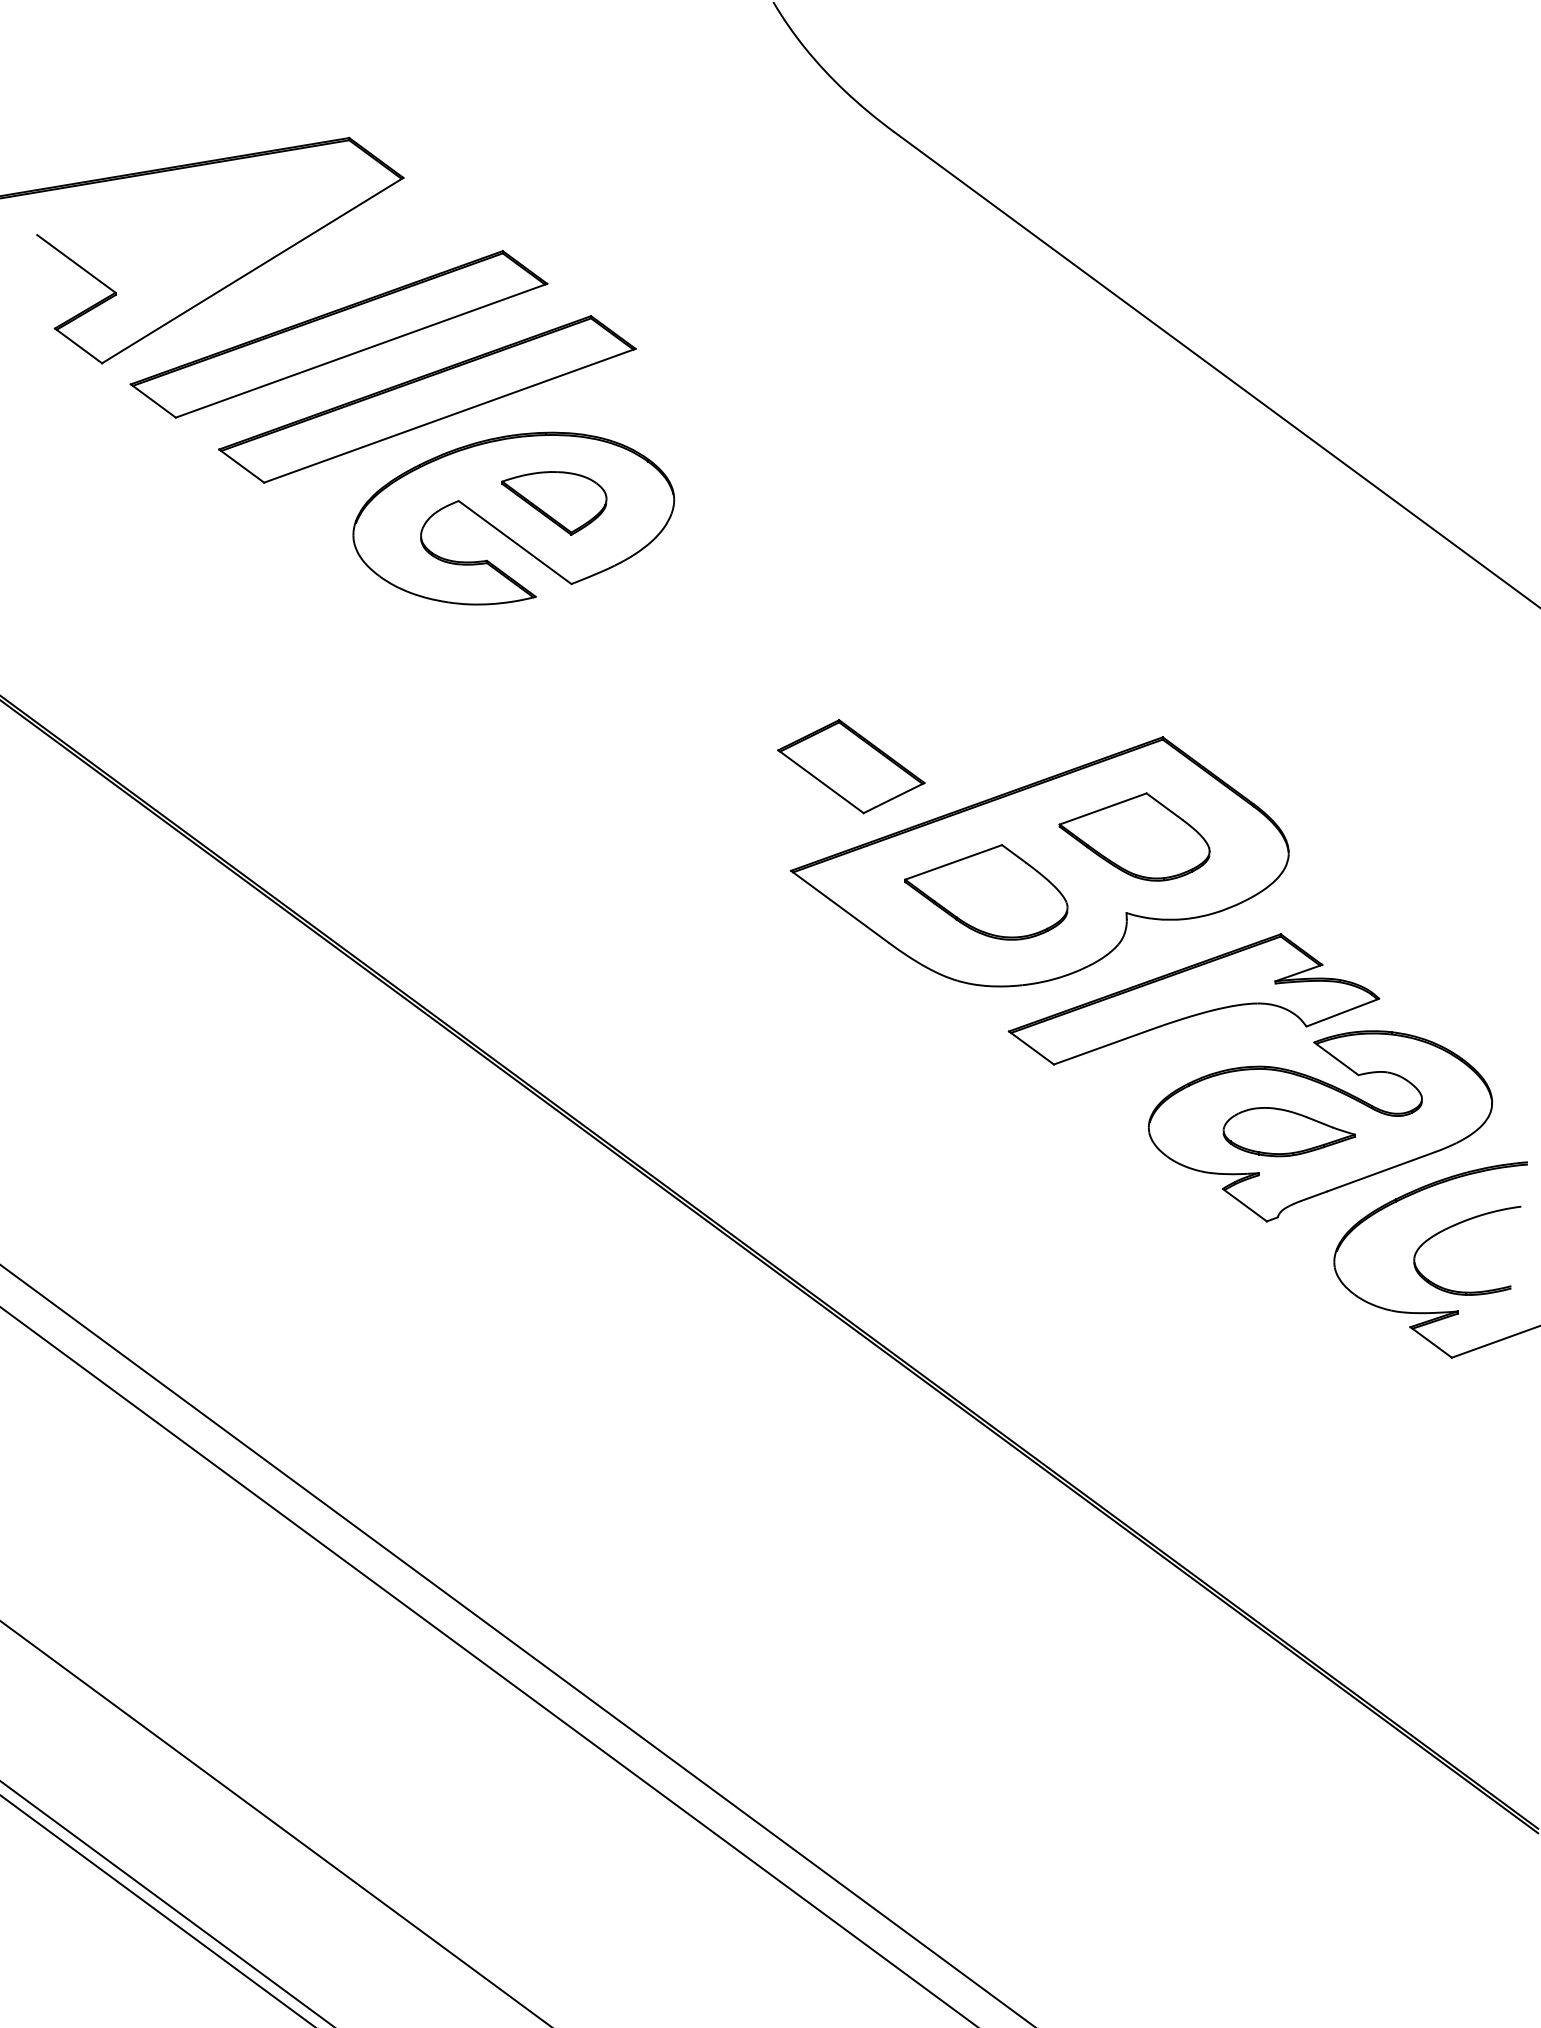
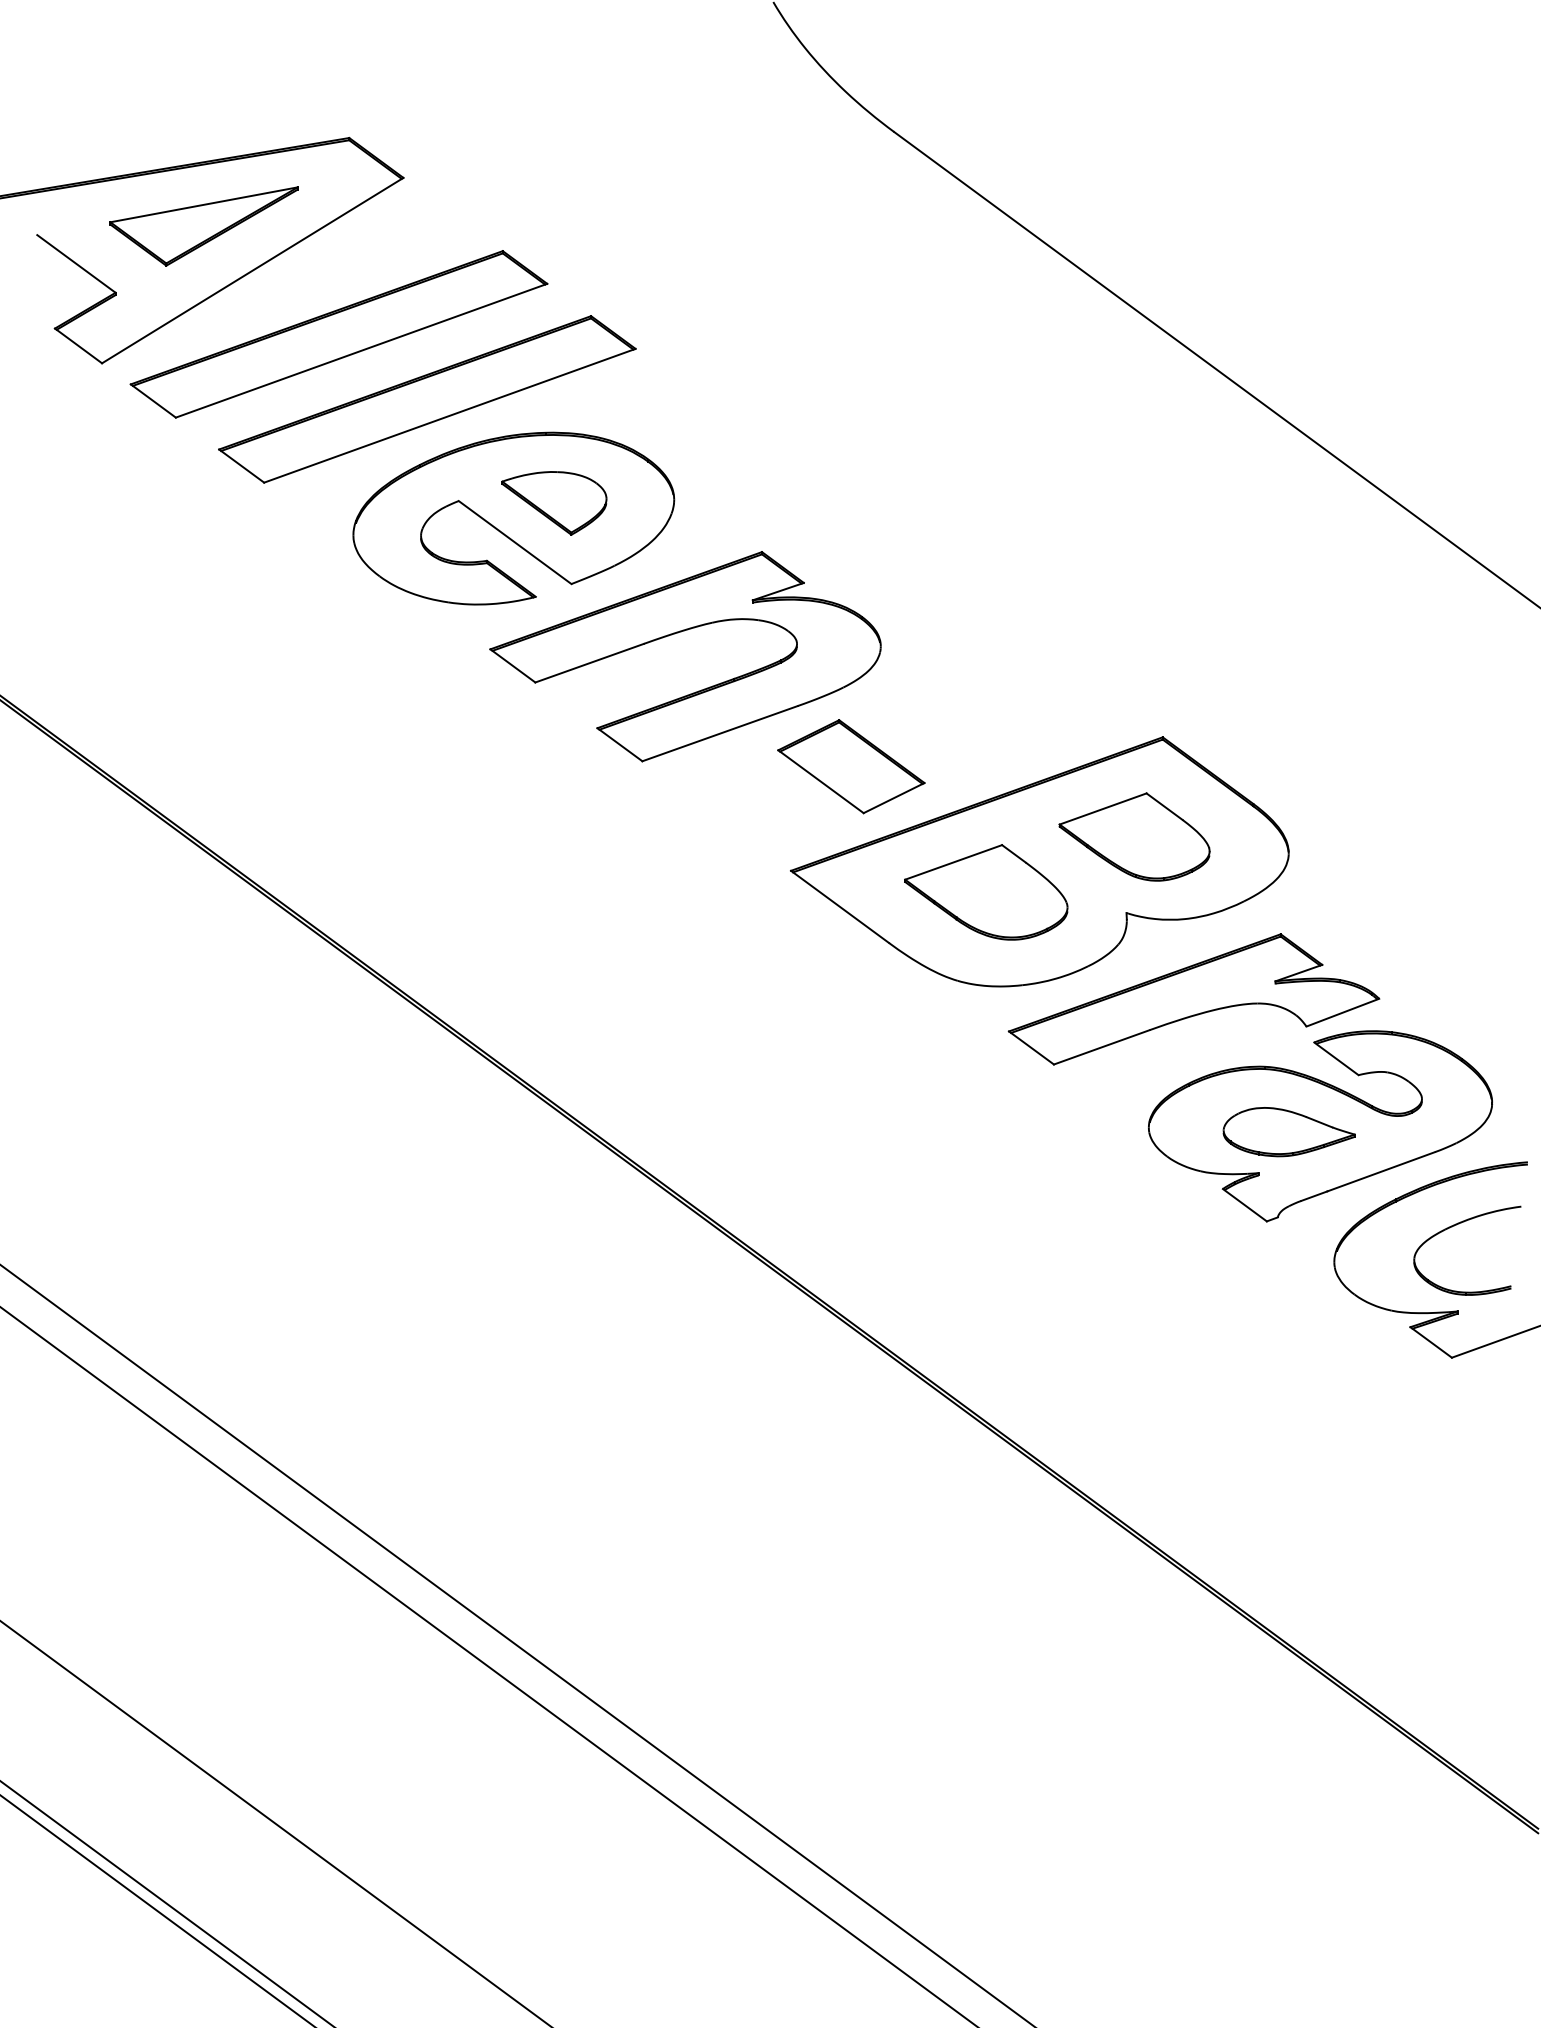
part: none -> present (203, 226)
part: none -> present (678, 633)
